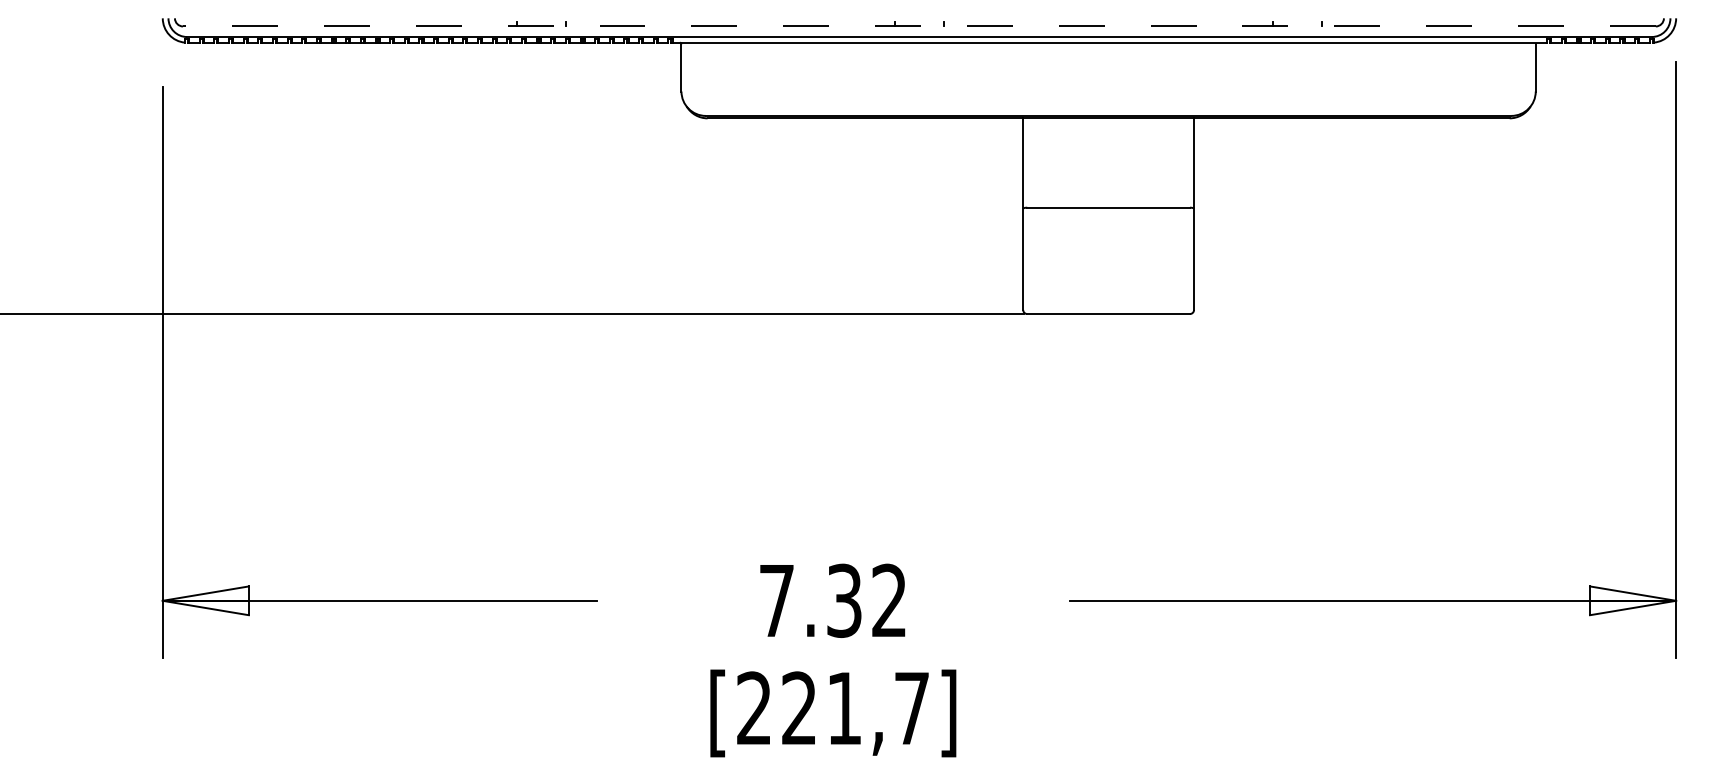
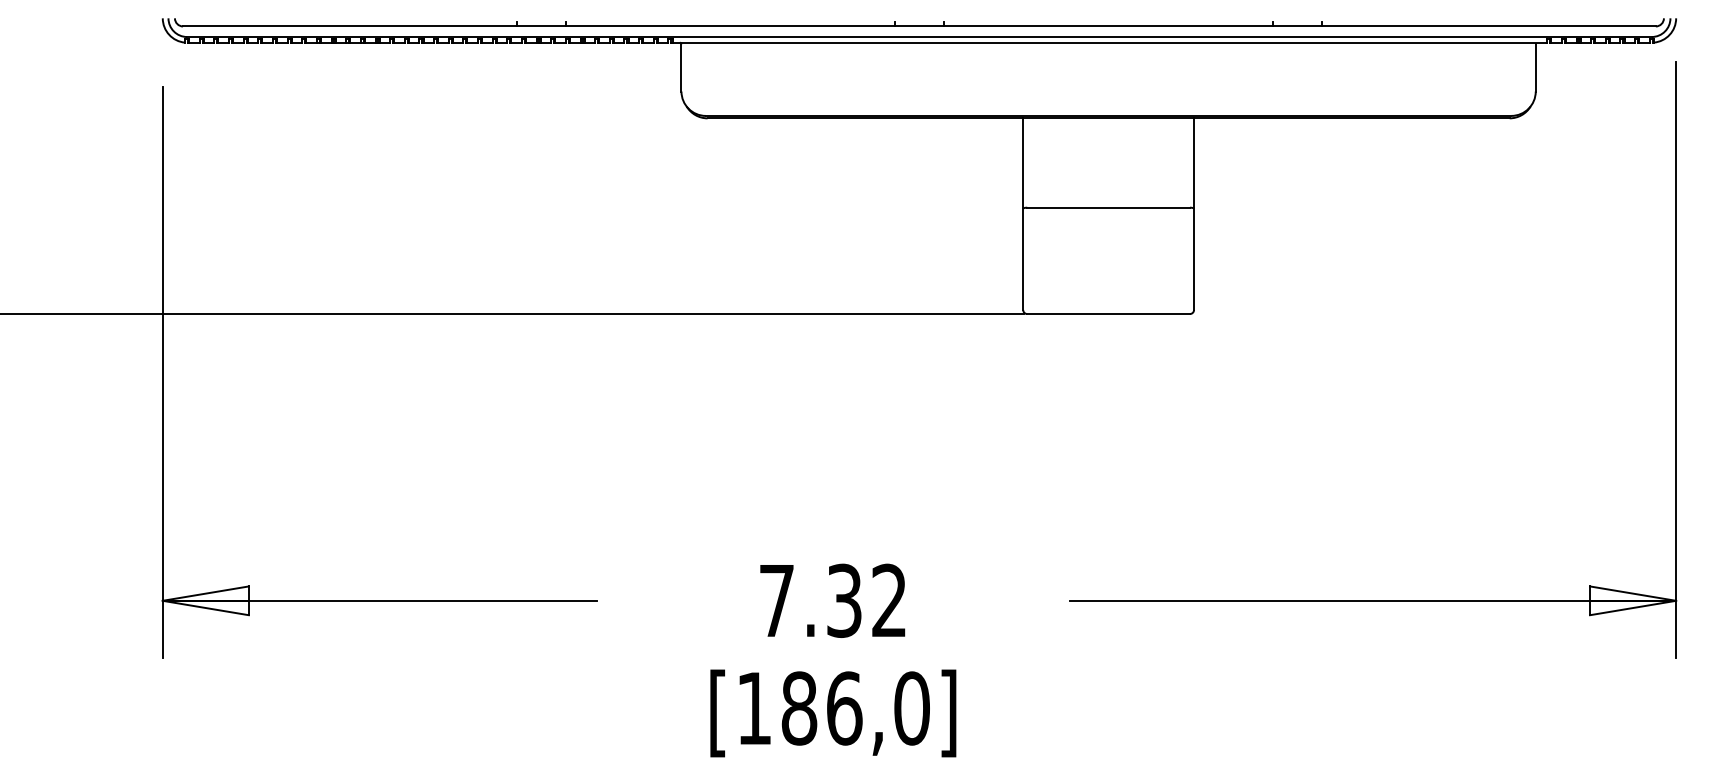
line: dashed -> solid (918, 26)
text: [221,7] -> [186,0] (833, 708)
